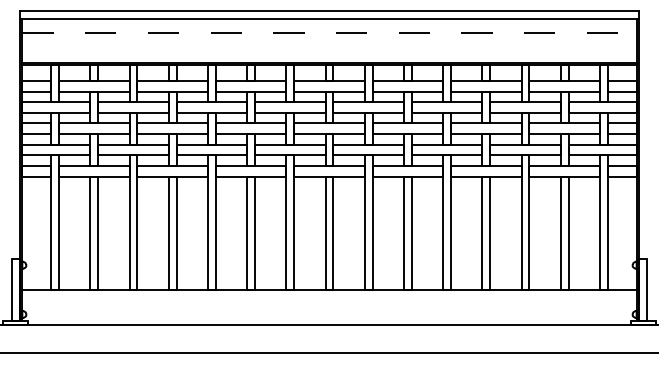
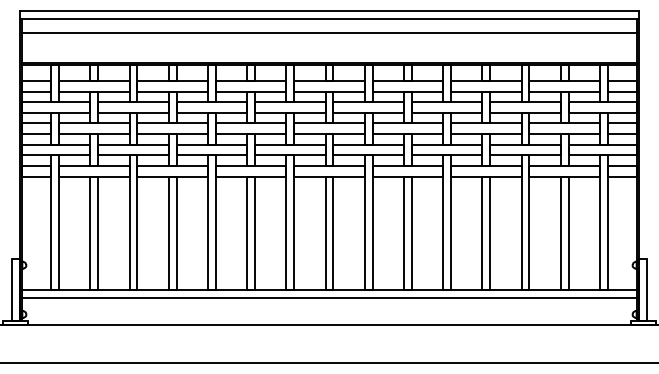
line: dashed -> solid (330, 32)
line: none -> present (329, 298)
line position: (328, 352) -> (328, 362) (328, 362)
